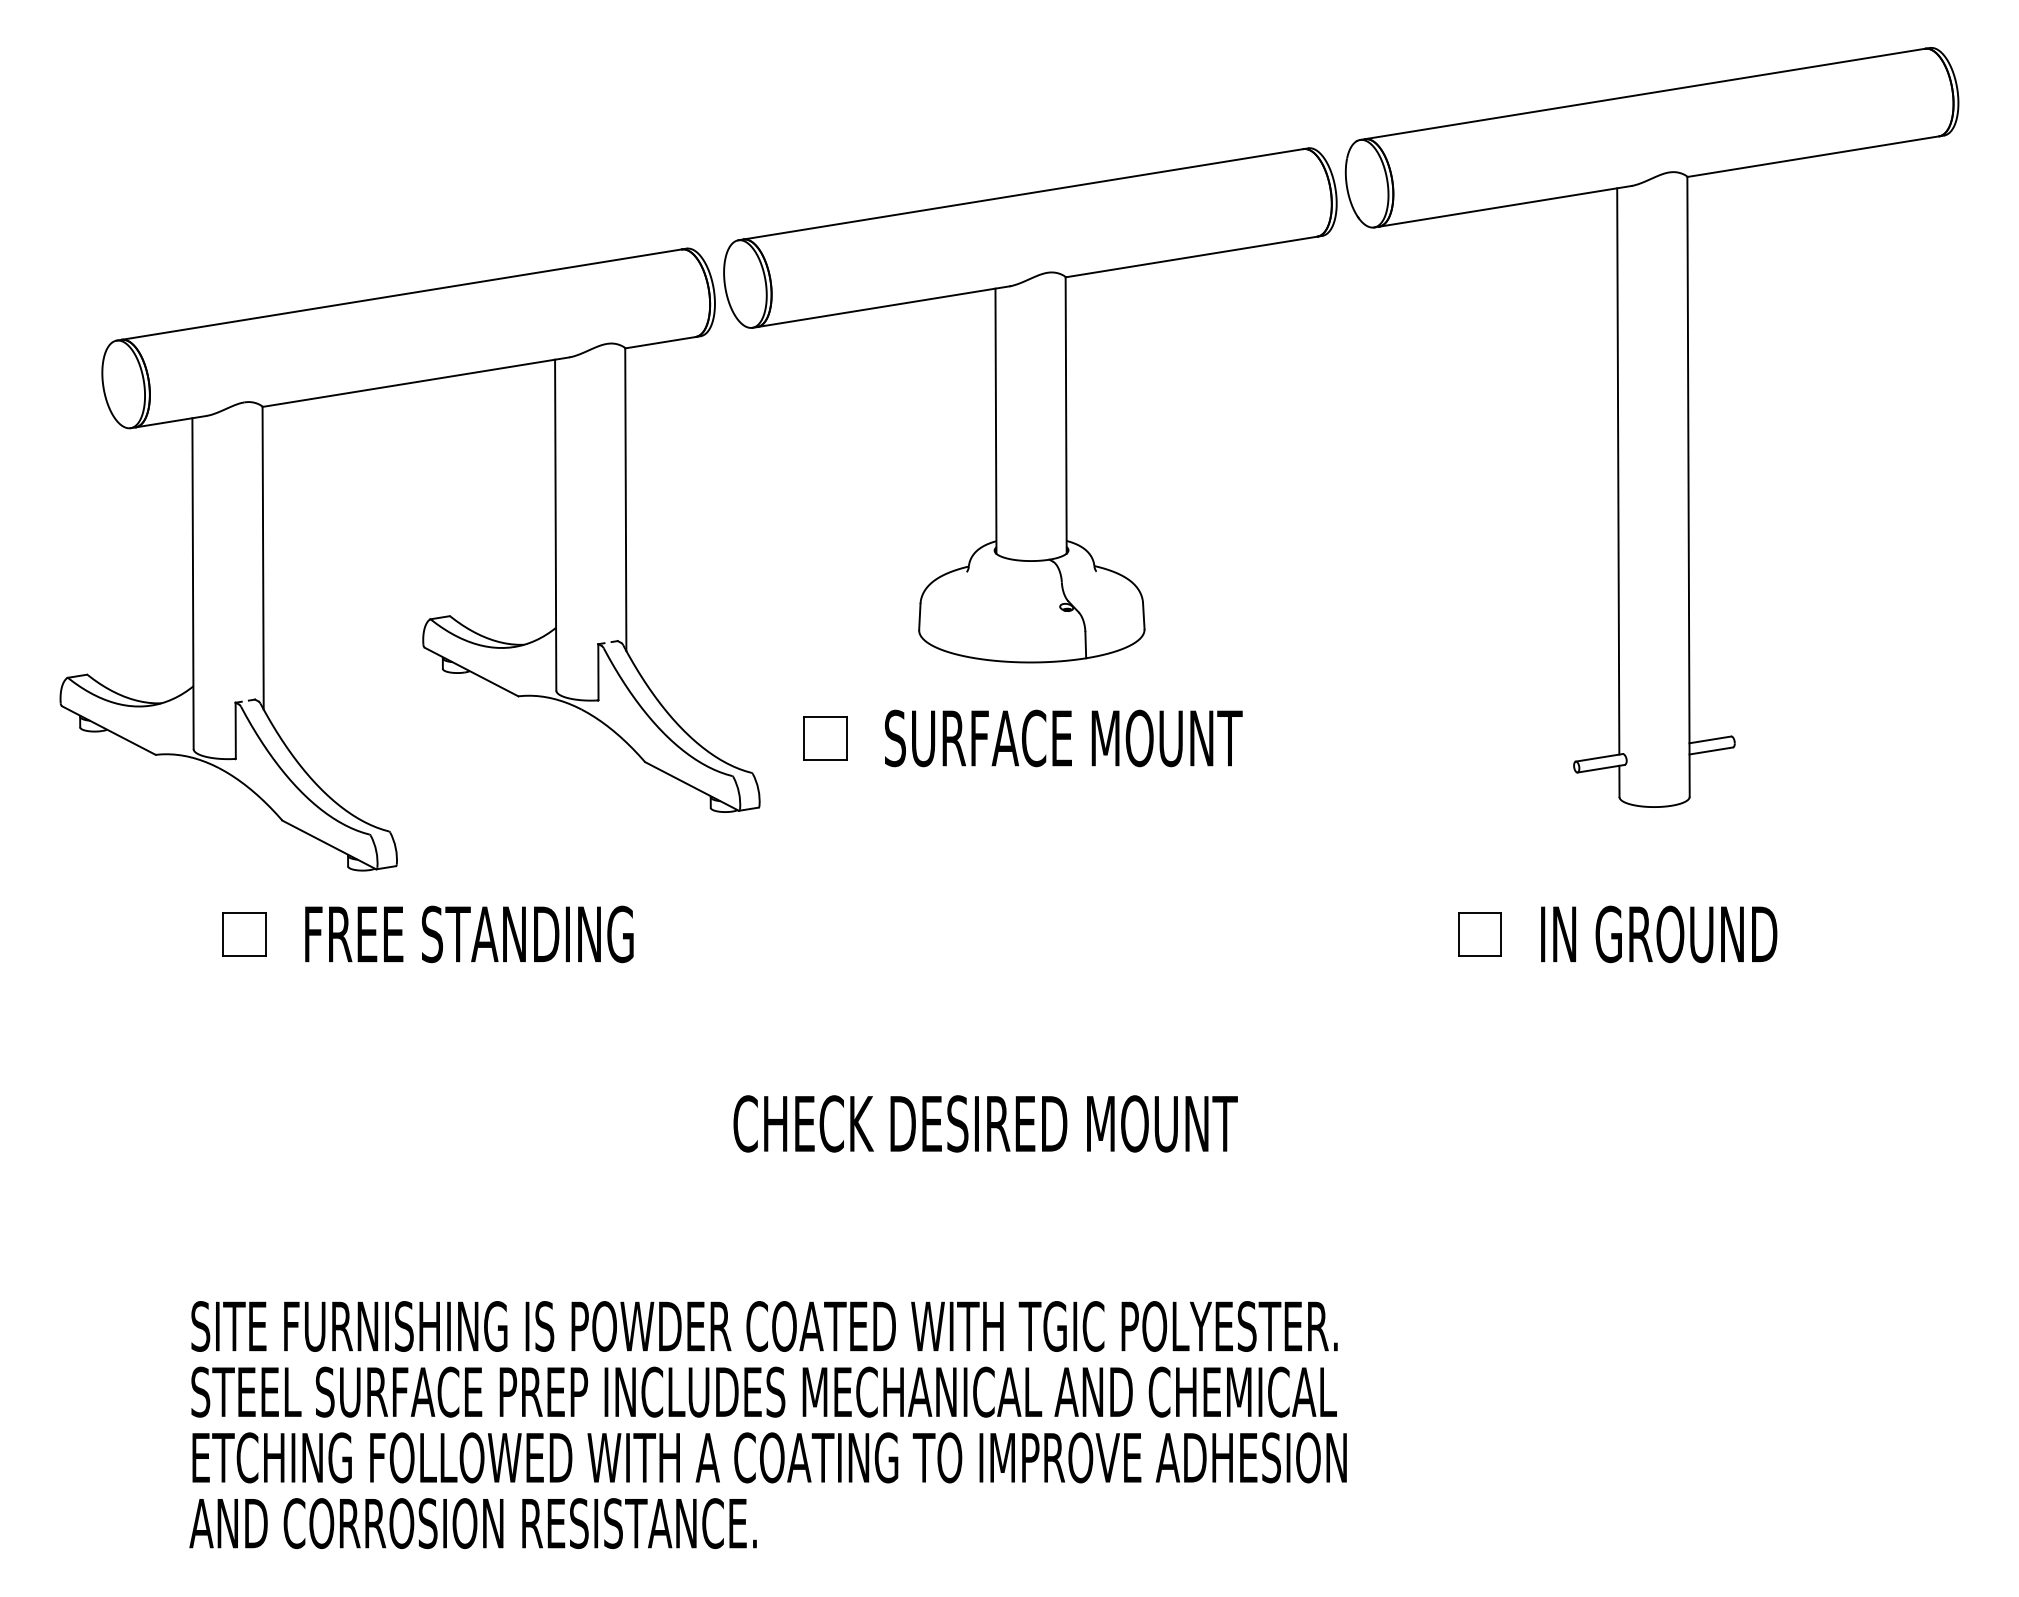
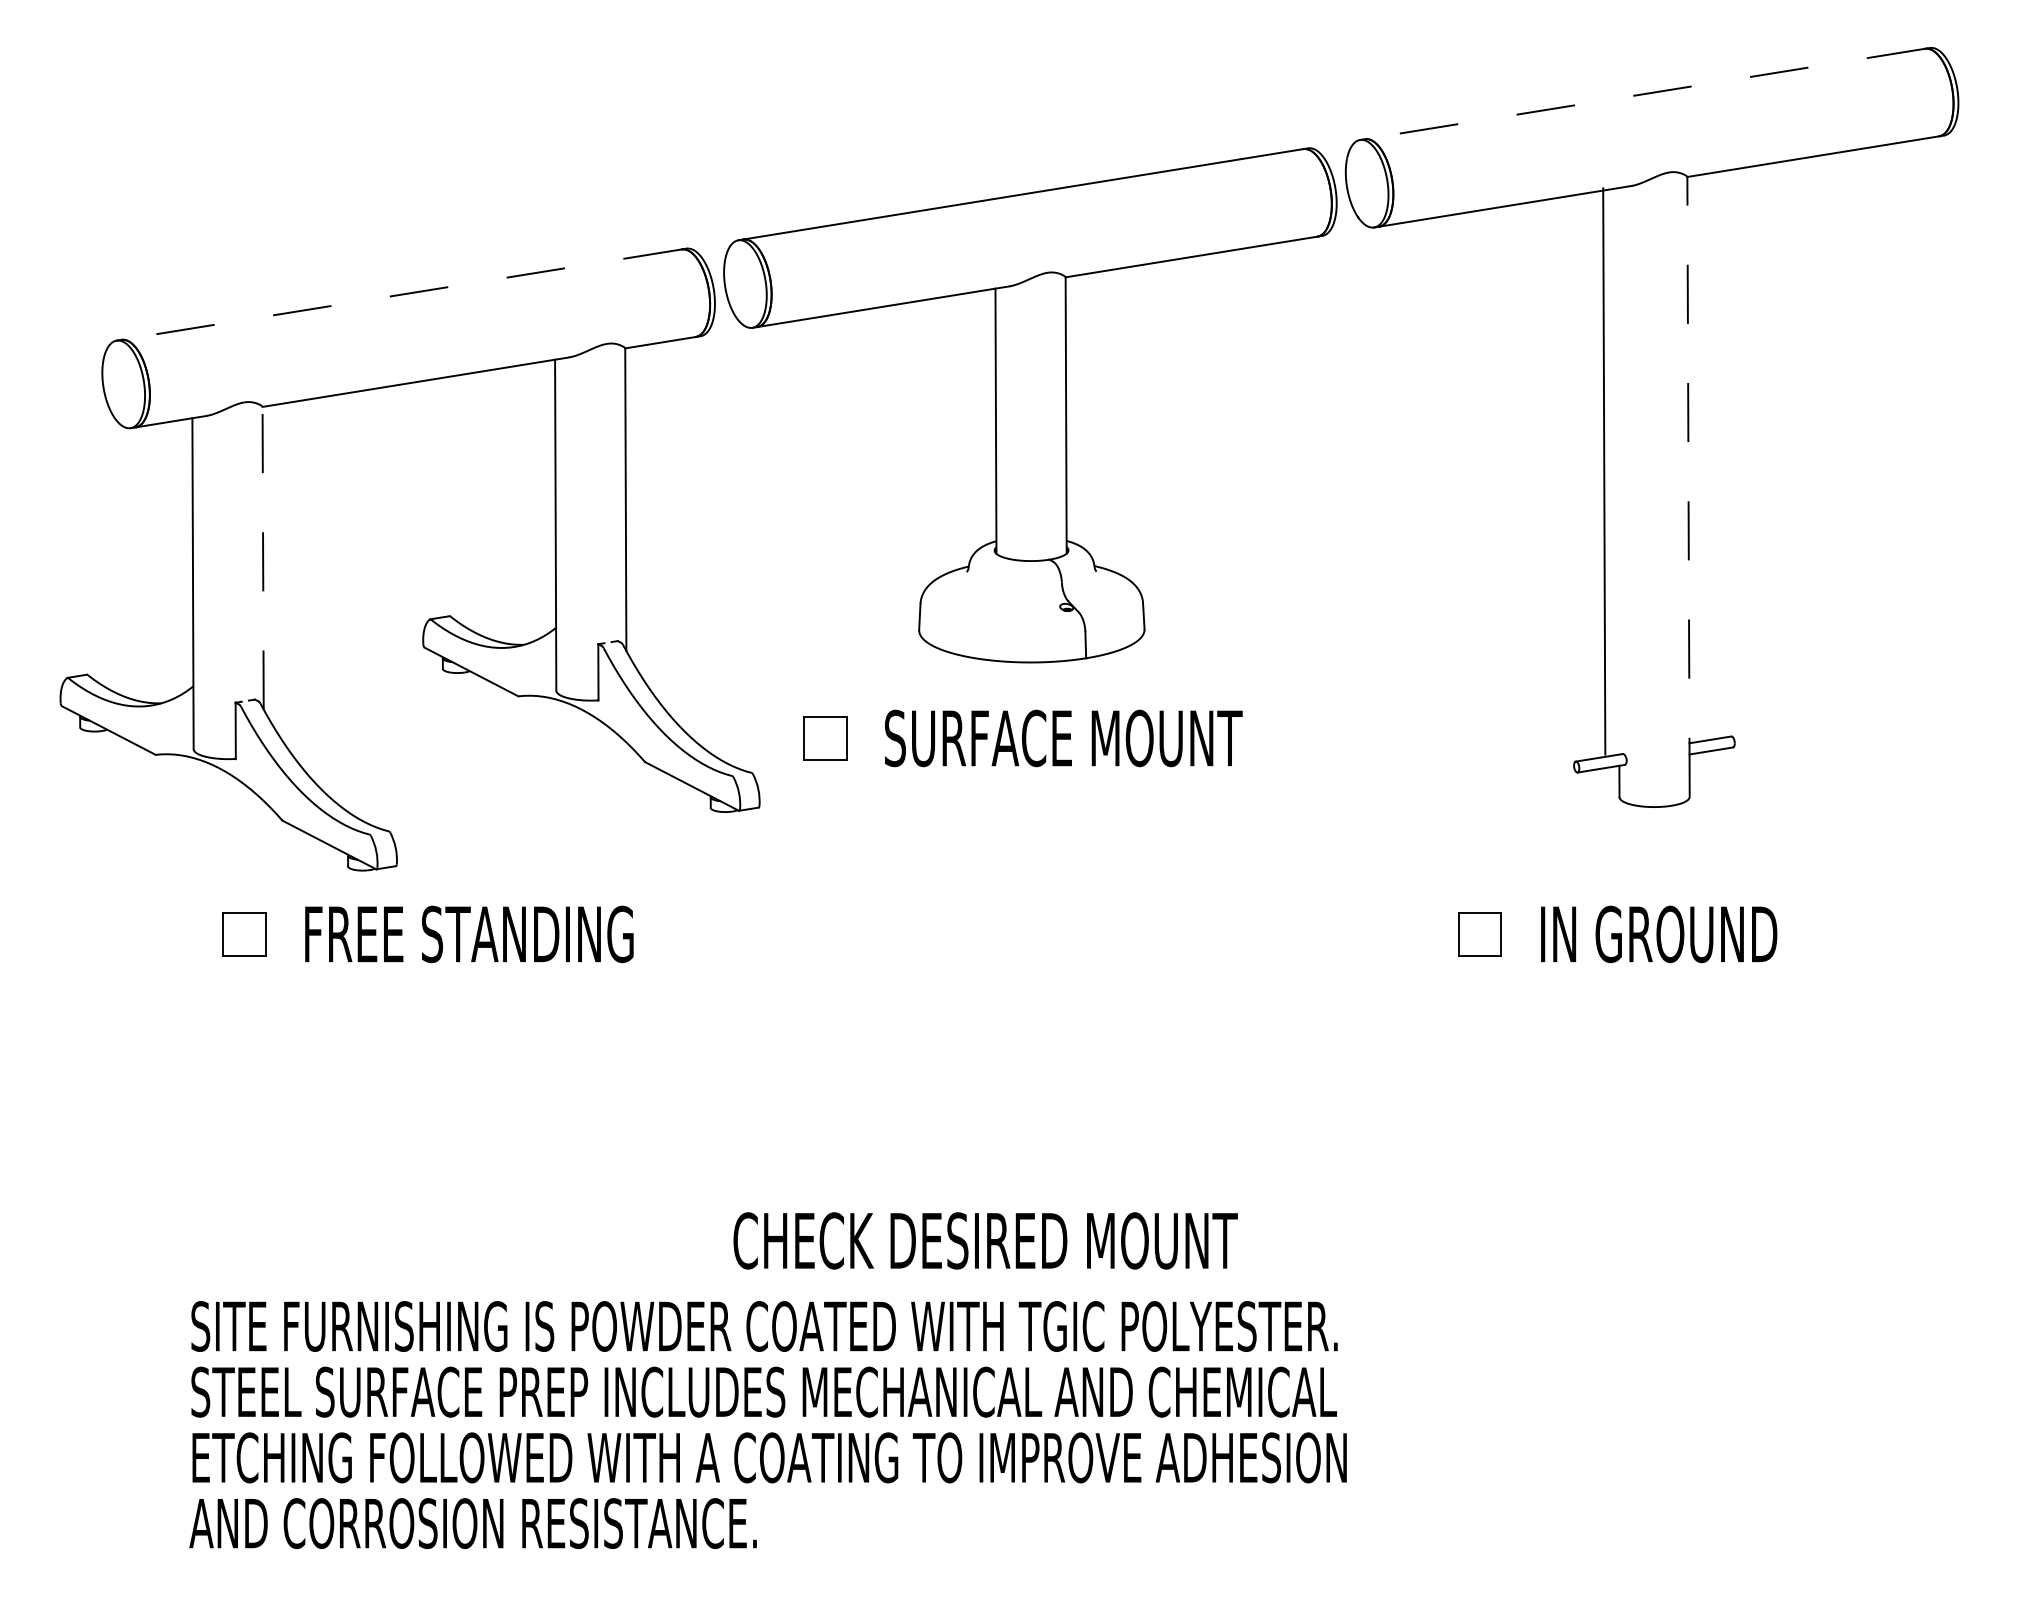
line: solid -> dashed (1645, 93)
line: solid -> dashed (401, 294)
line position: (1618, 471) -> (1604, 471) (1604, 471)
line: solid -> dashed (1688, 486)
line: solid -> dashed (263, 557)
text position: (985, 1123) -> (985, 1240) (985, 1240)
